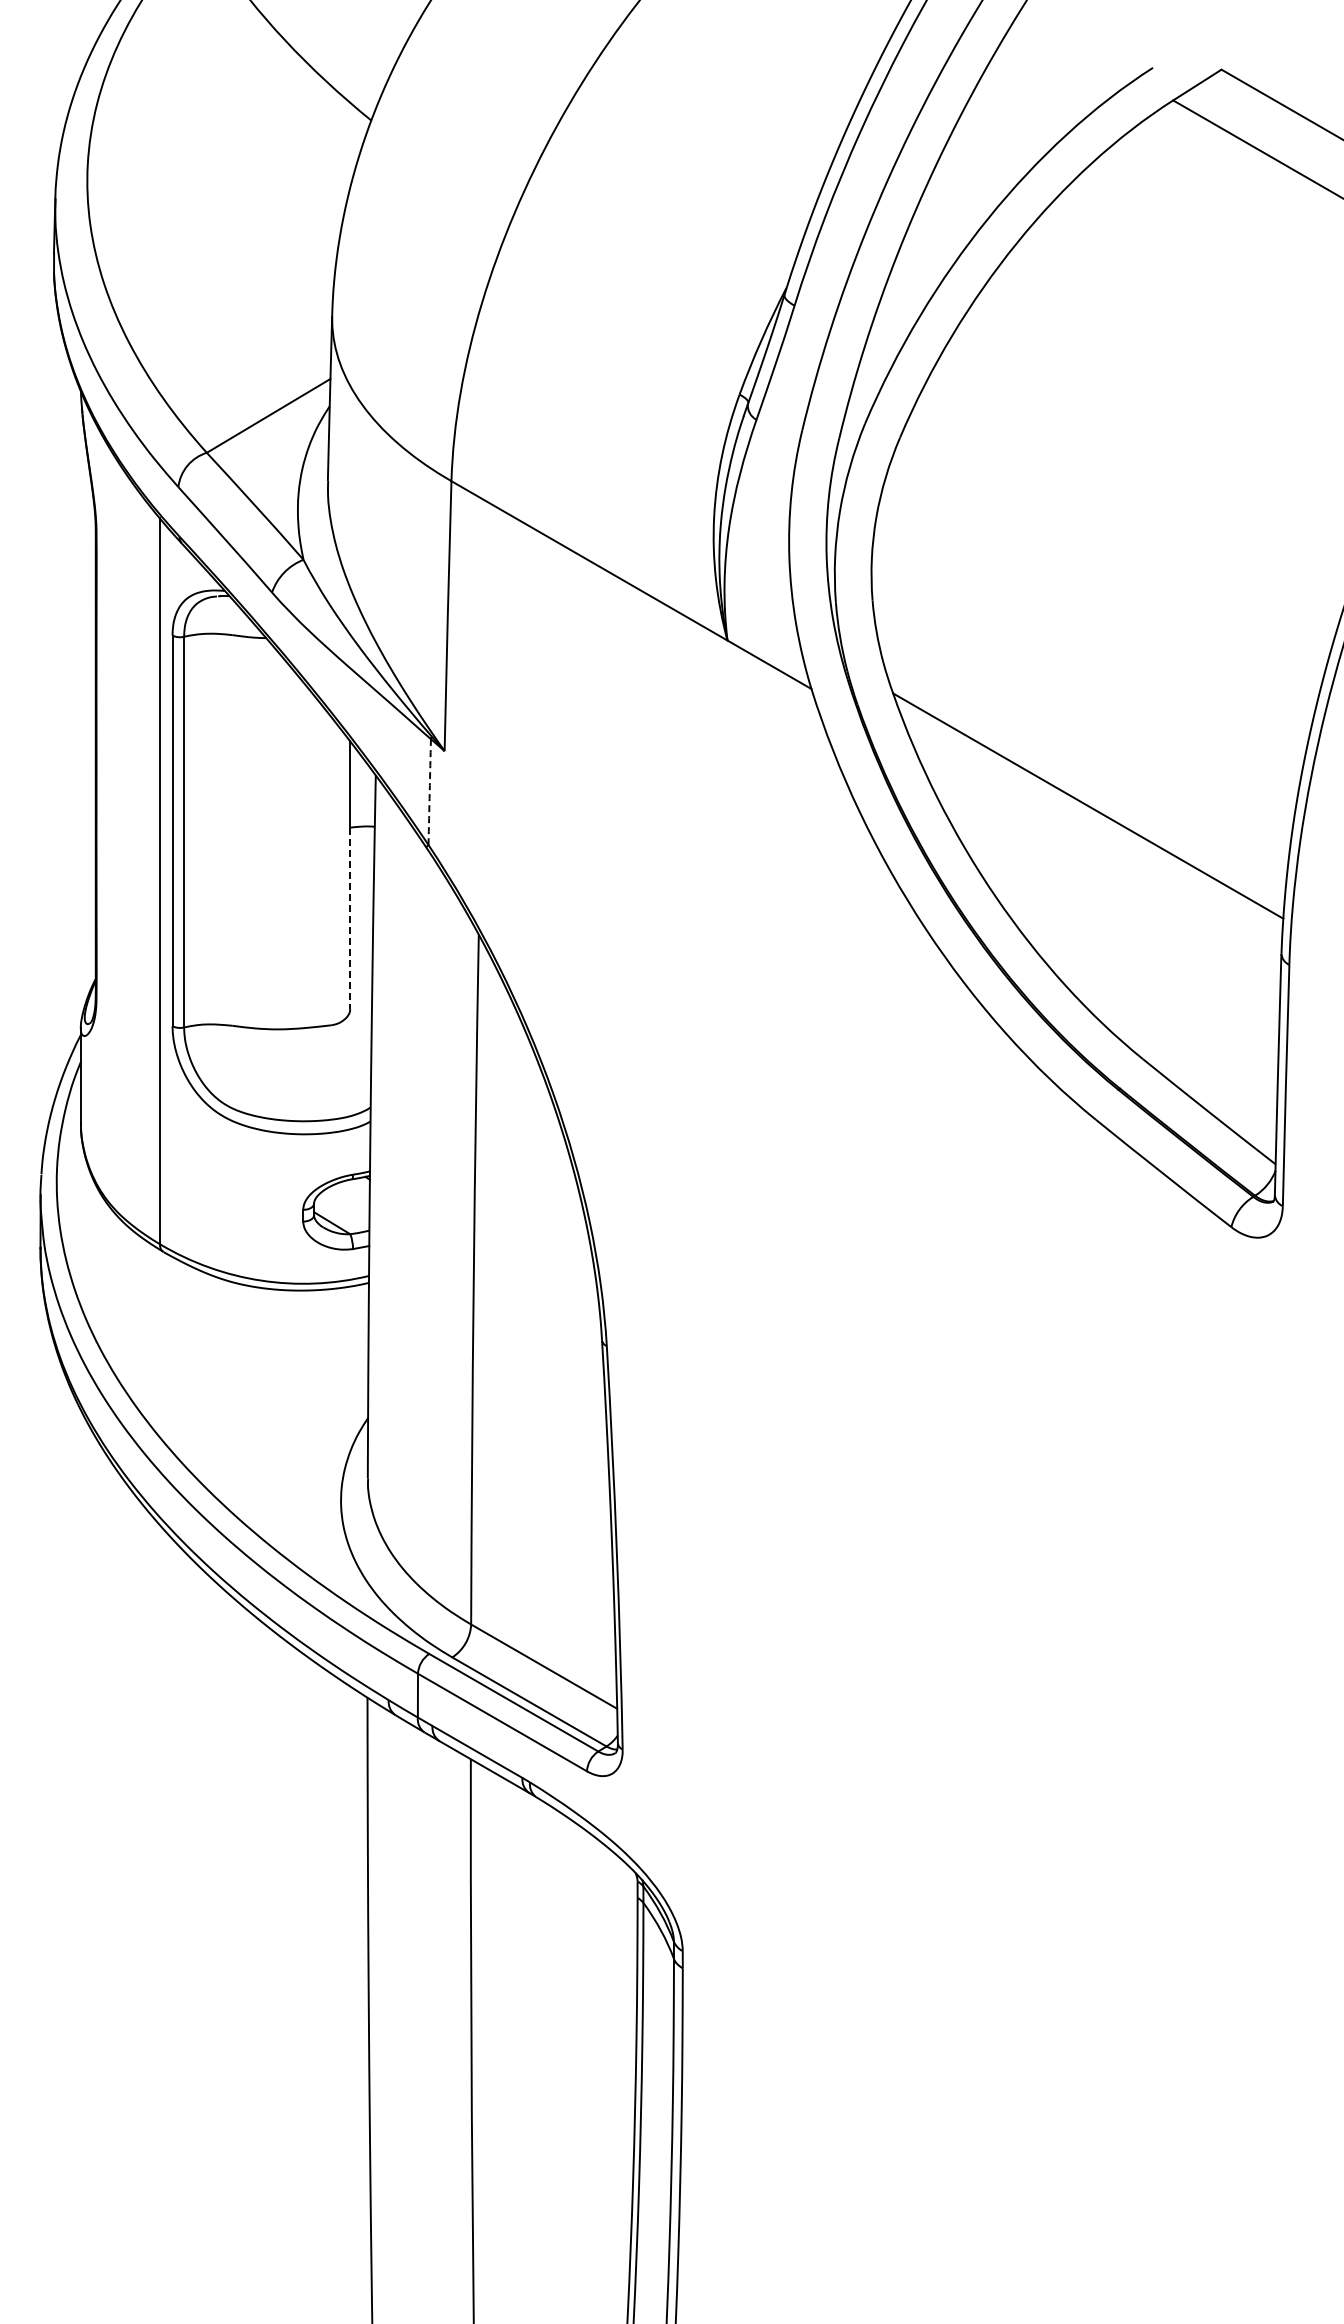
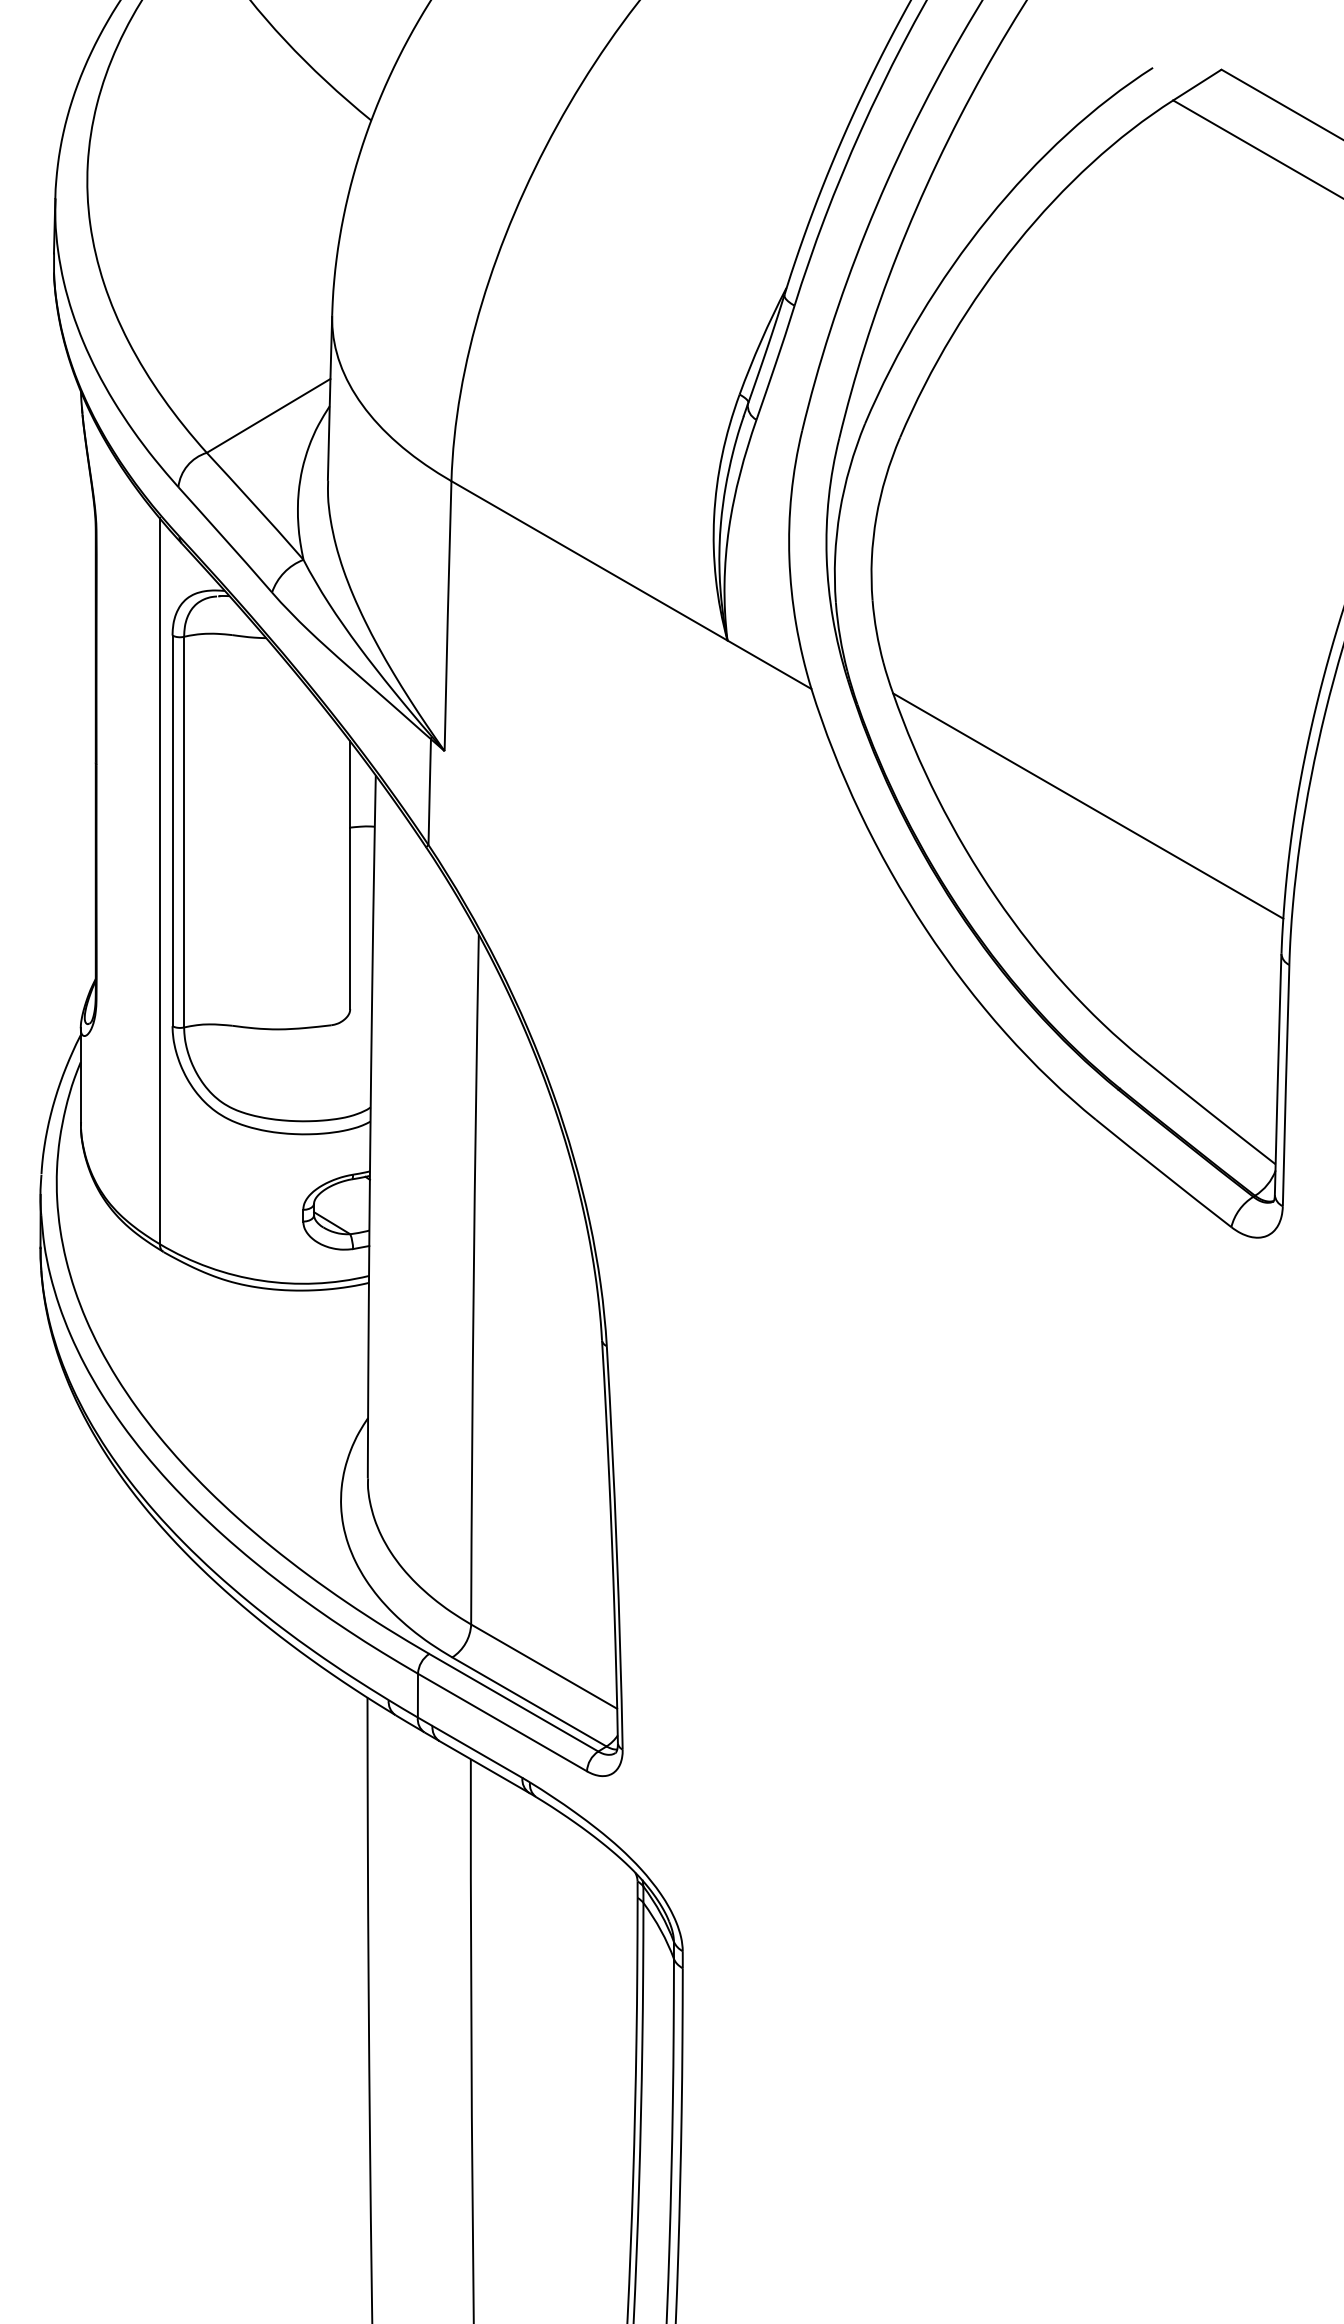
arc: dashed -> solid (429, 792)
line: dashed -> solid (350, 918)
